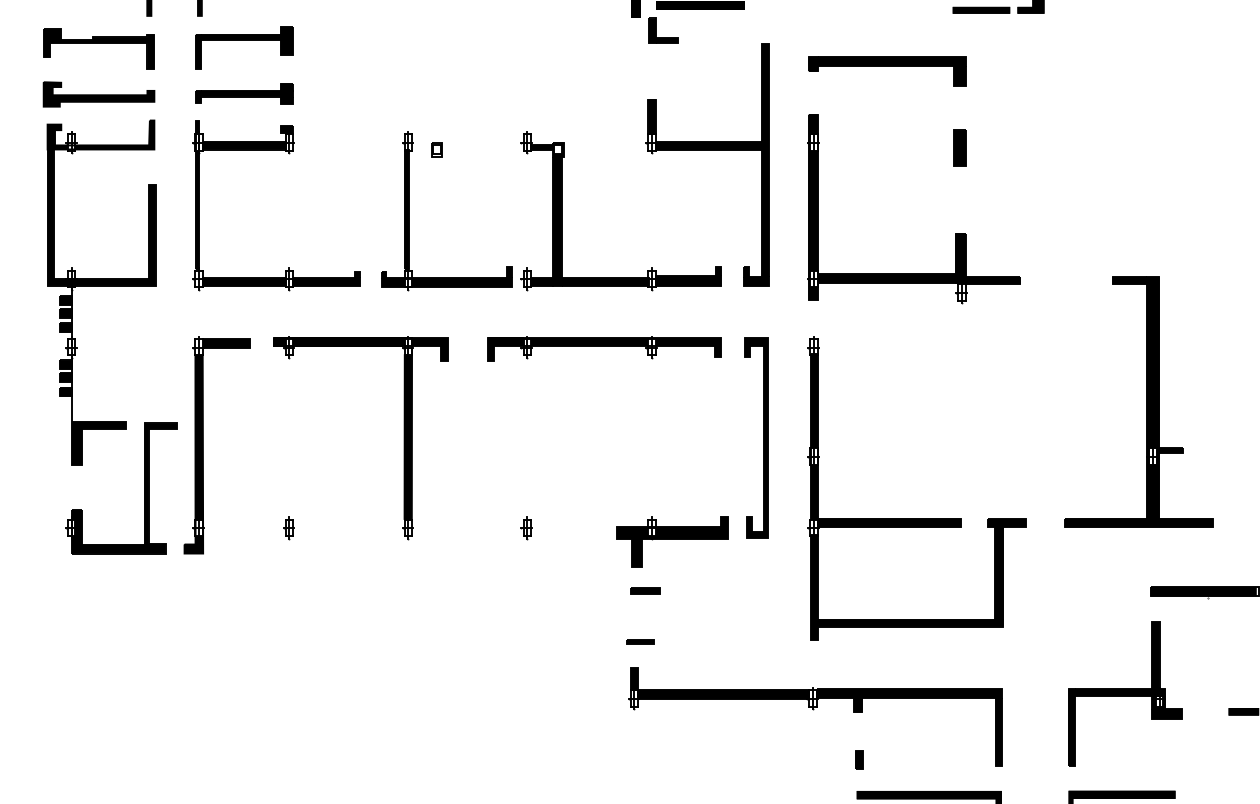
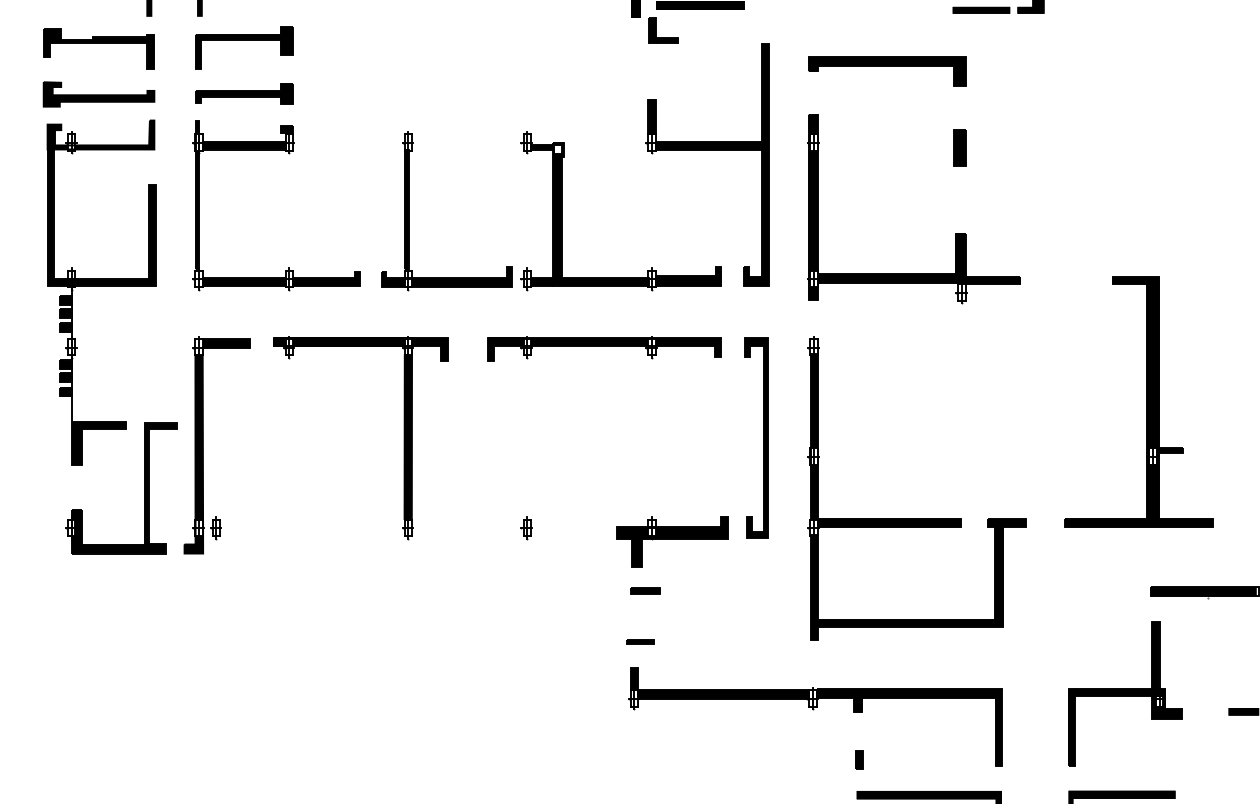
part: present -> none (436, 149)
part position: (288, 528) -> (215, 528) (215, 528)
